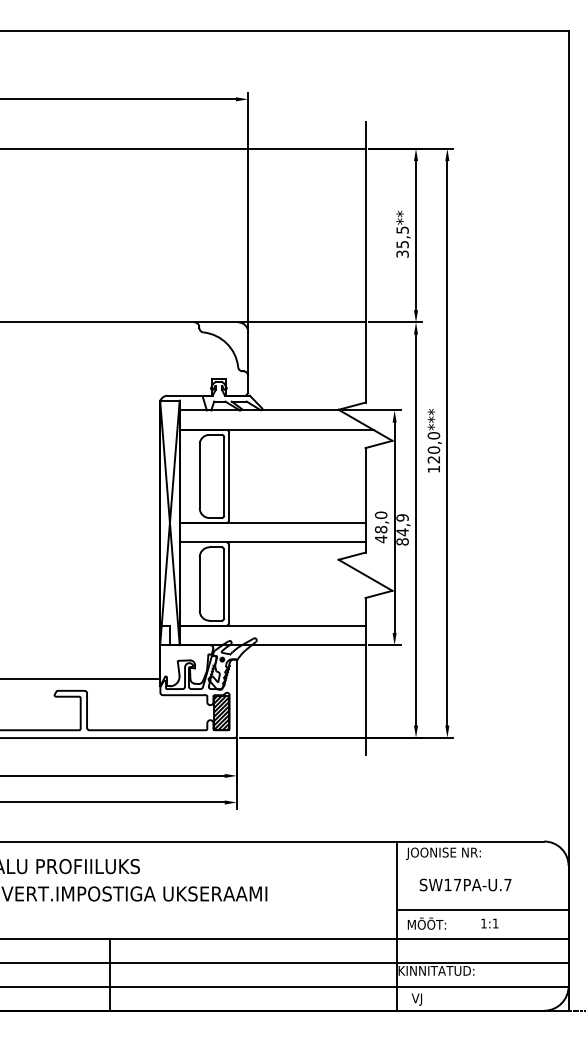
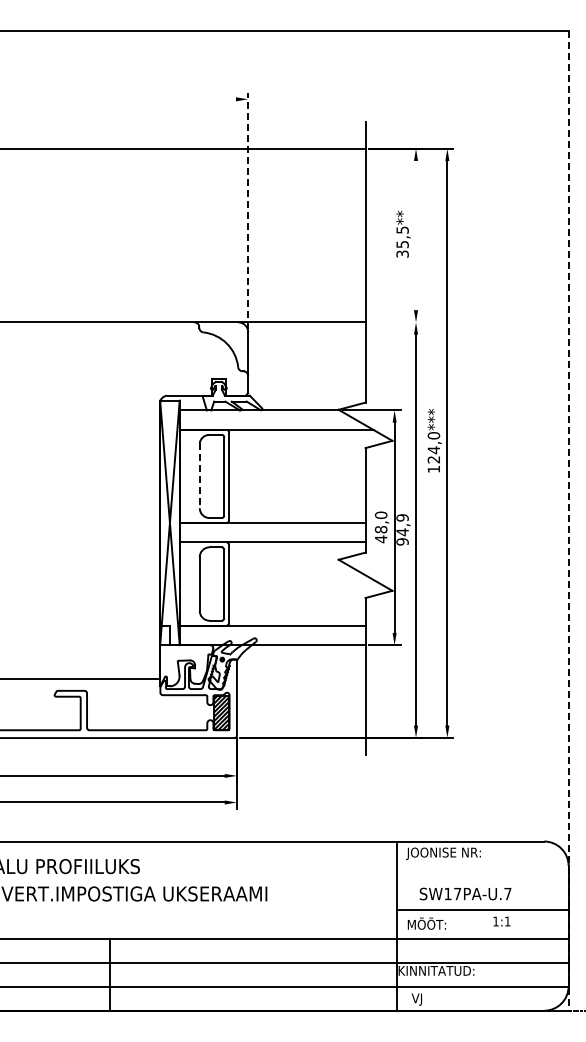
line: present -> none (118, 99)
line: solid -> dashed (248, 211)
line: present -> none (416, 235)
line: present -> none (395, 322)
text: 120,0*** -> 124,0*** (433, 450)
line: solid -> dashed (199, 476)
line: solid -> dashed (568, 521)
text: 84,9 -> 94,9 (402, 541)
text position: (465, 884) -> (465, 893) (465, 893)
text position: (489, 923) -> (501, 921) (501, 921)
